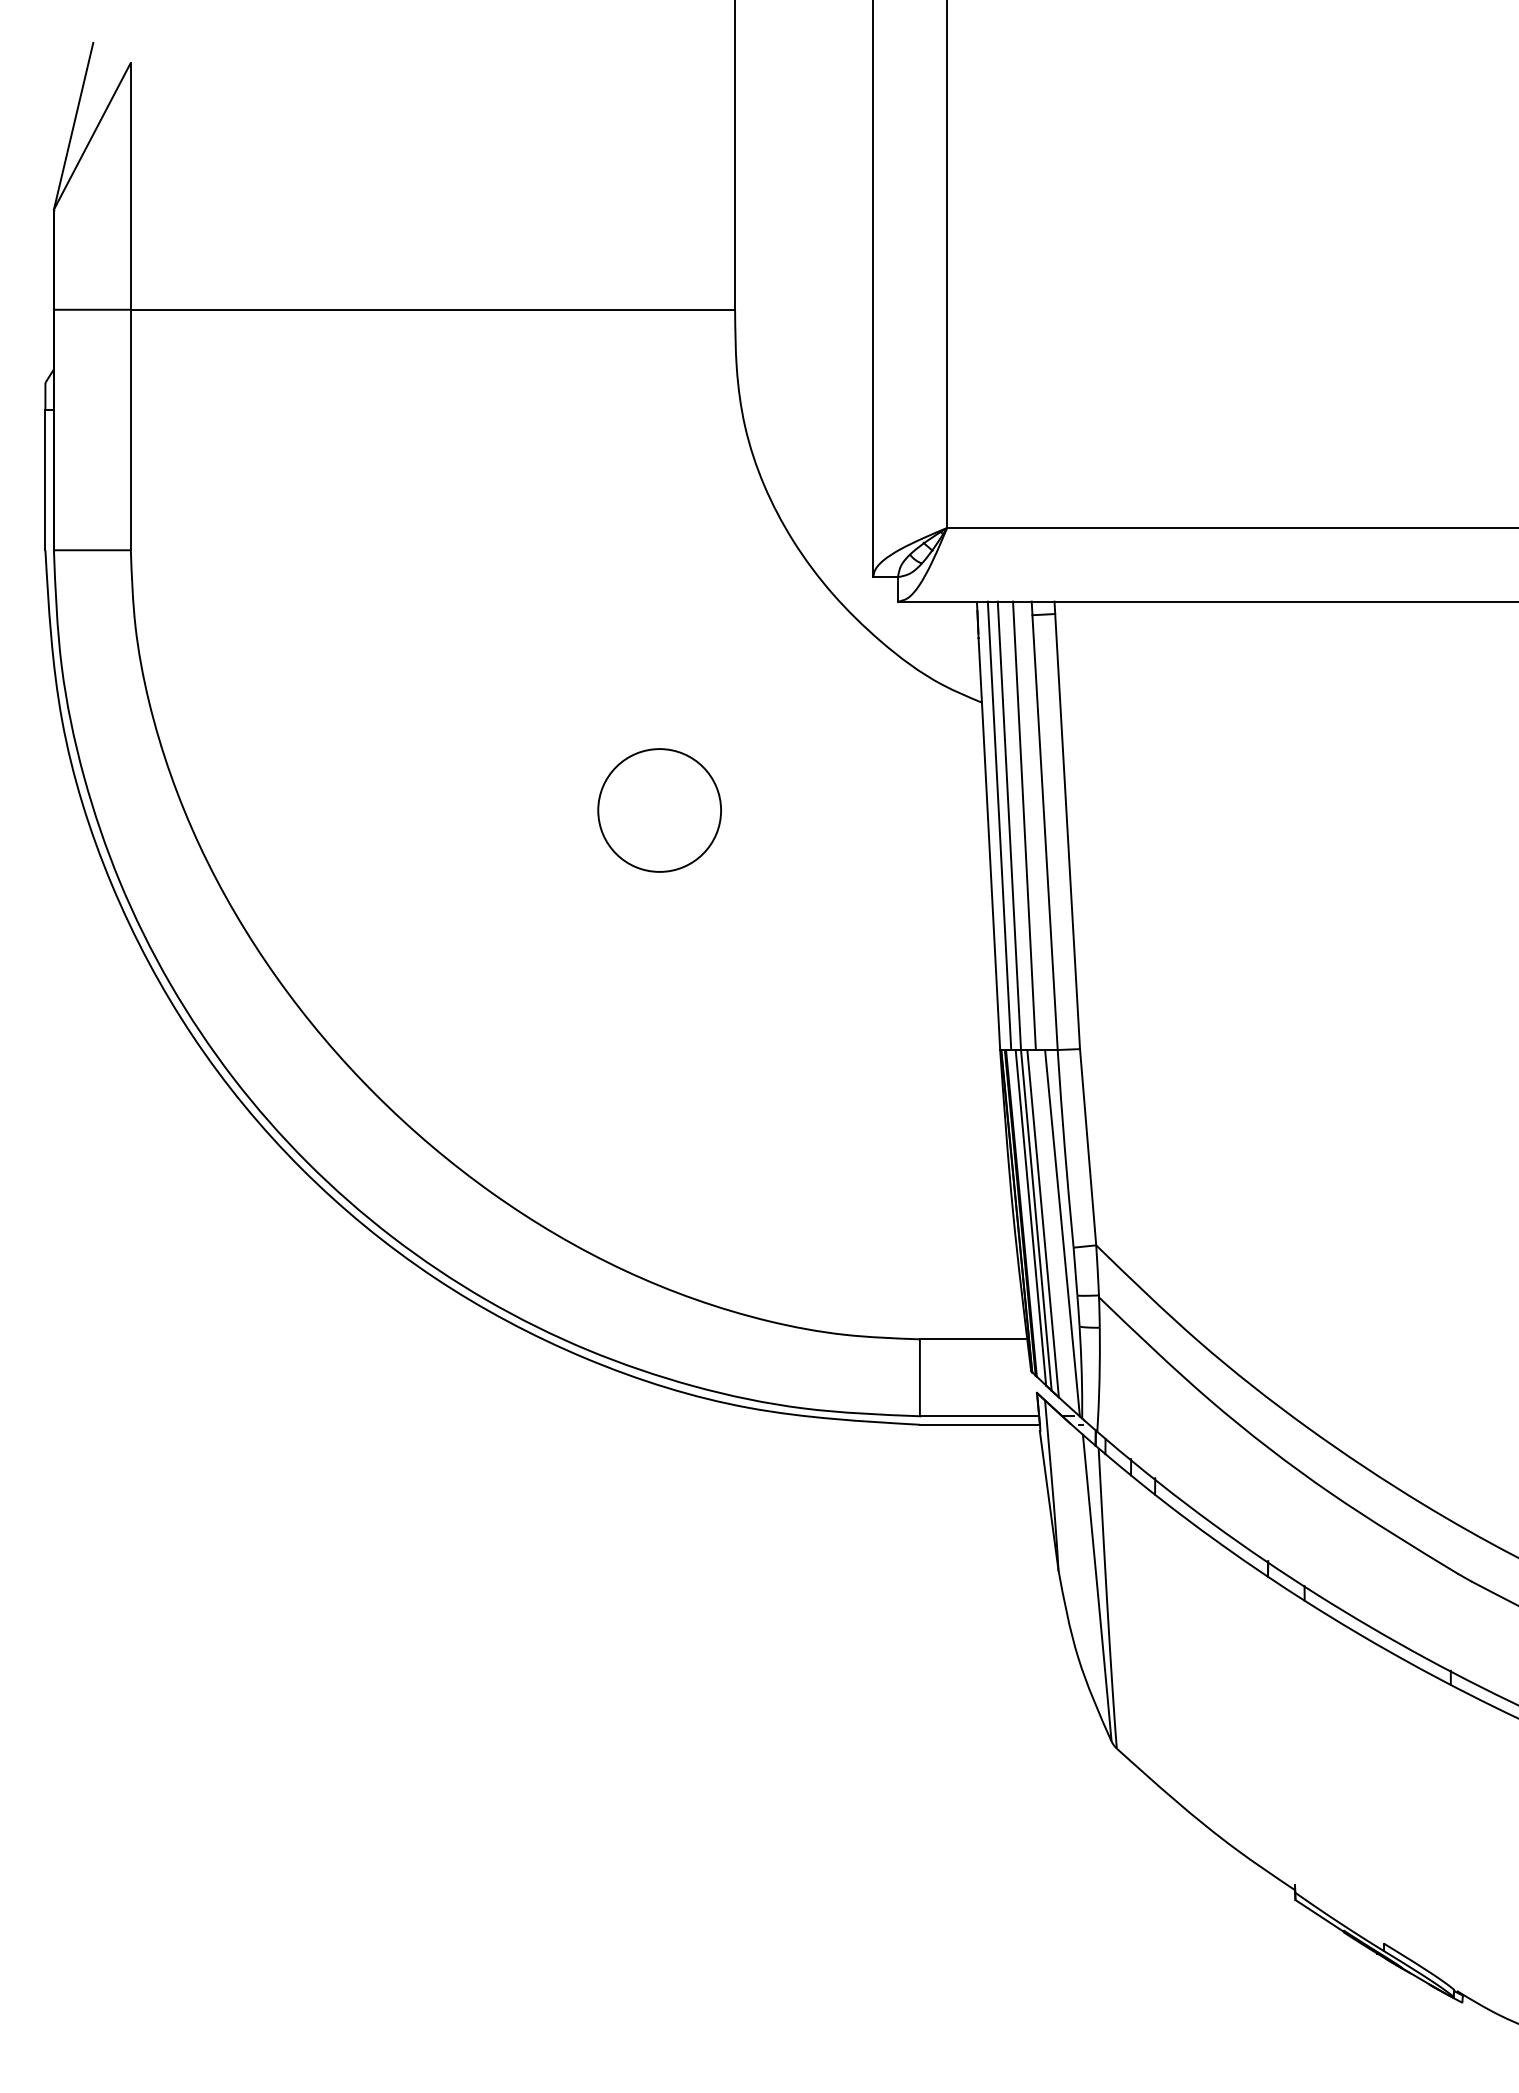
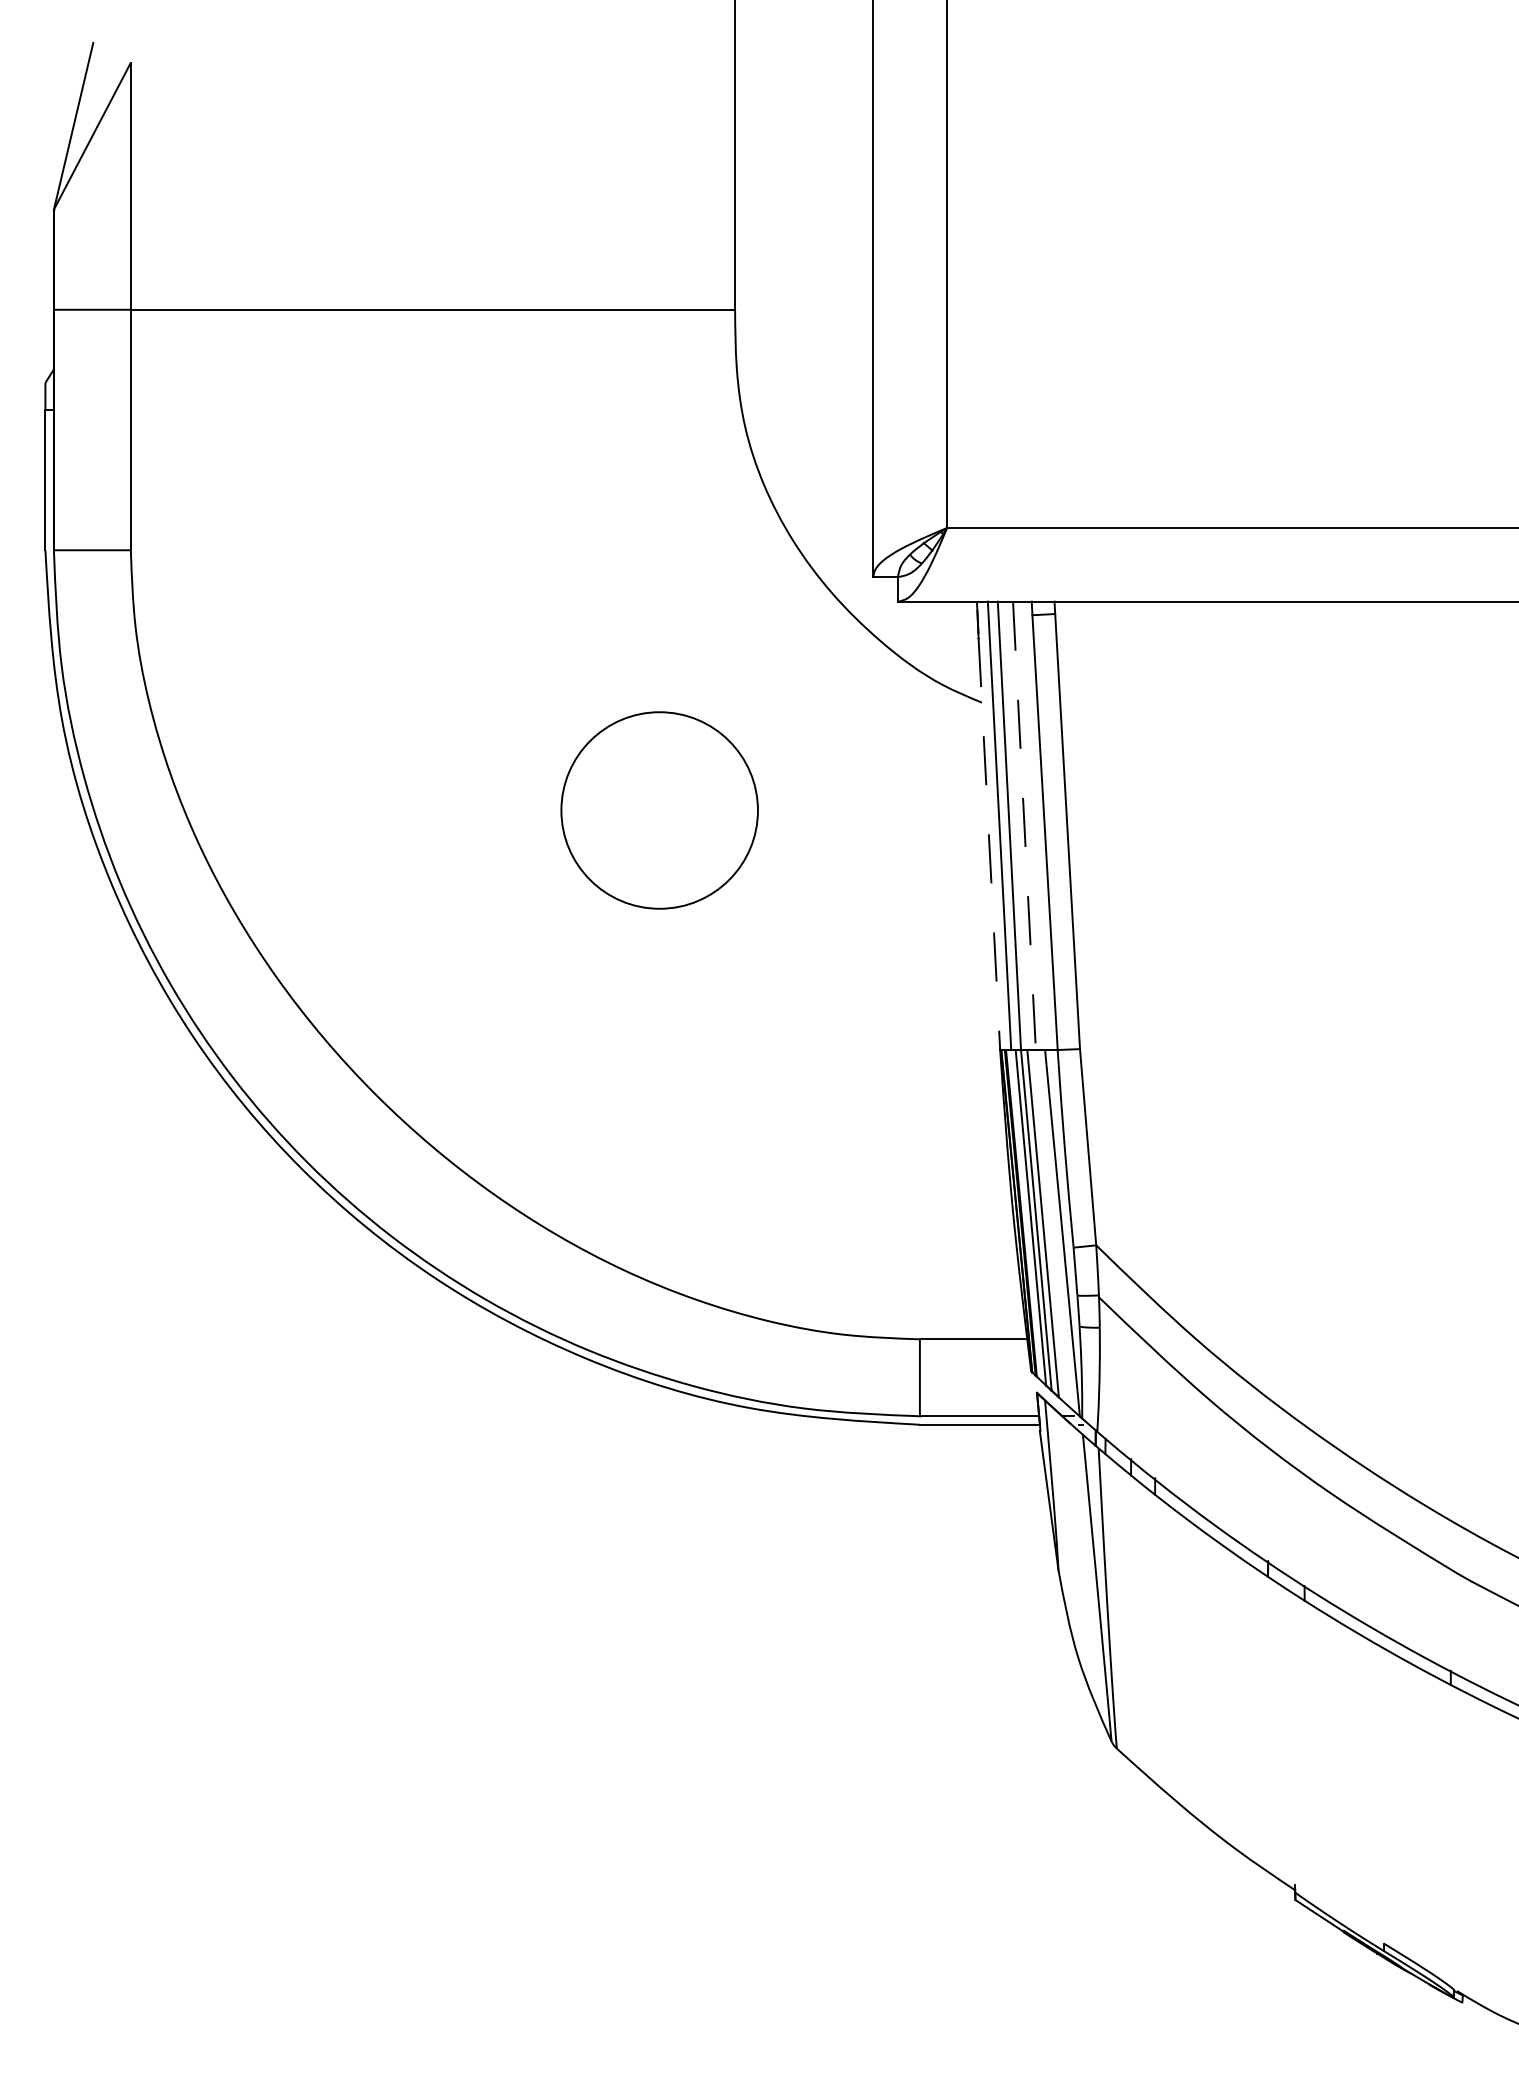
circle diameter: 123 px -> 197 px (659, 810)
line: solid -> dashed (1024, 826)
line: solid -> dashed (989, 844)
